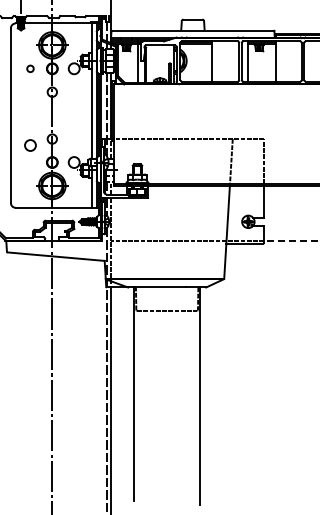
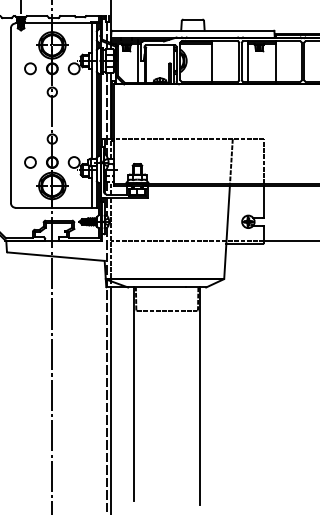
circle size: 9x9 px -> 13x14 px (30, 68)
circle position: (30, 145) -> (30, 162) (30, 162)
line: dashed -> solid (291, 240)
